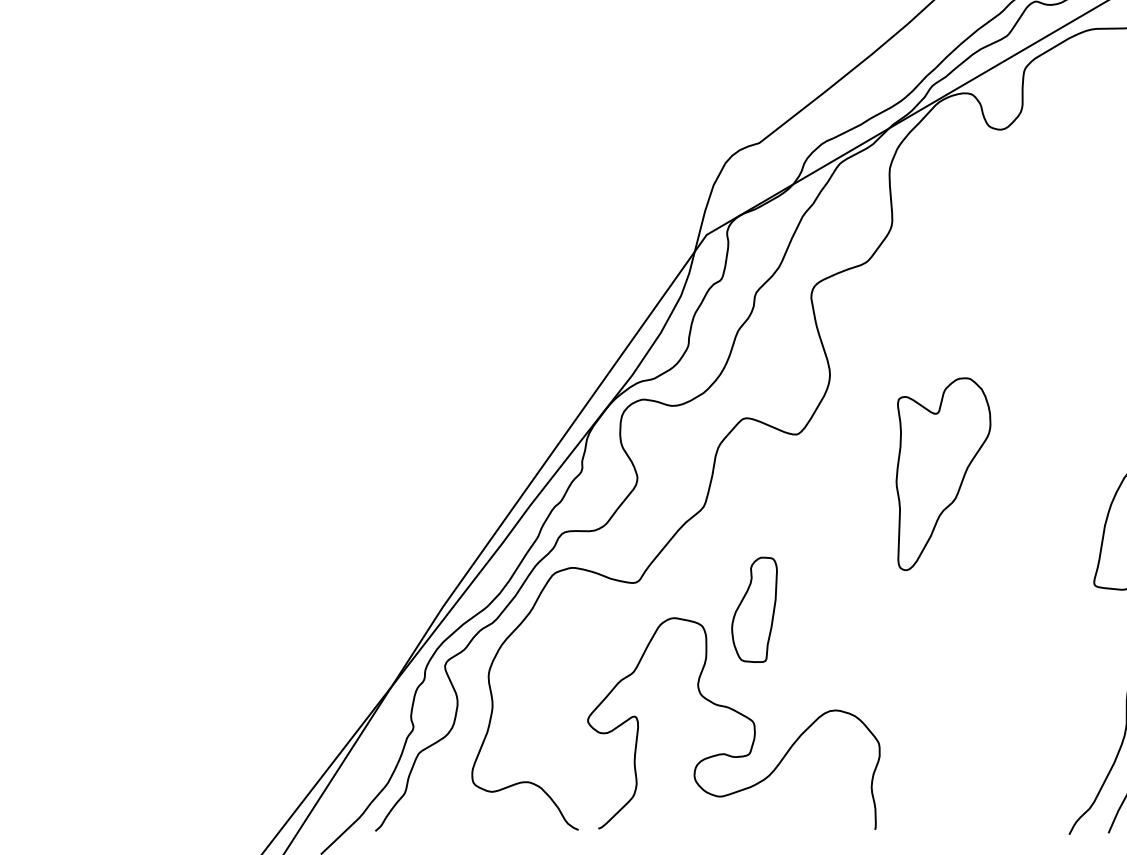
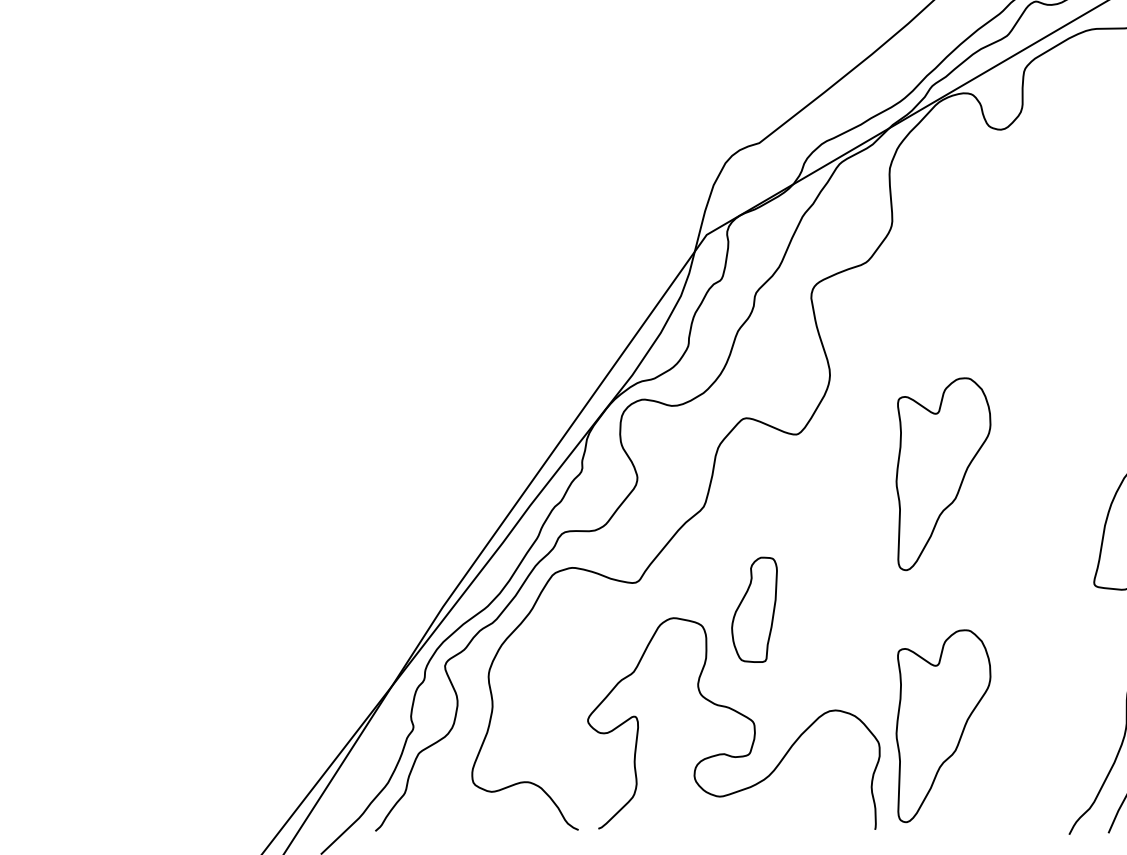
part: none -> present (943, 726)
